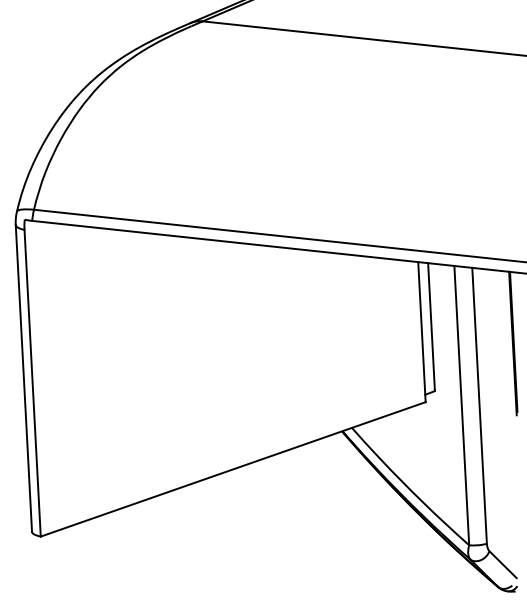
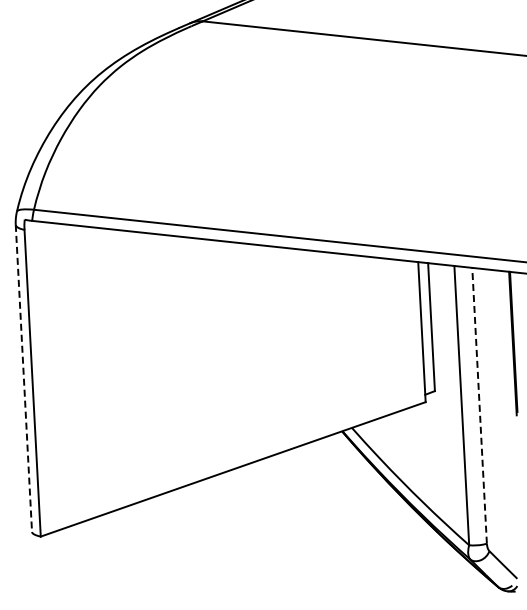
line: solid -> dashed (23, 378)
line: solid -> dashed (479, 405)
